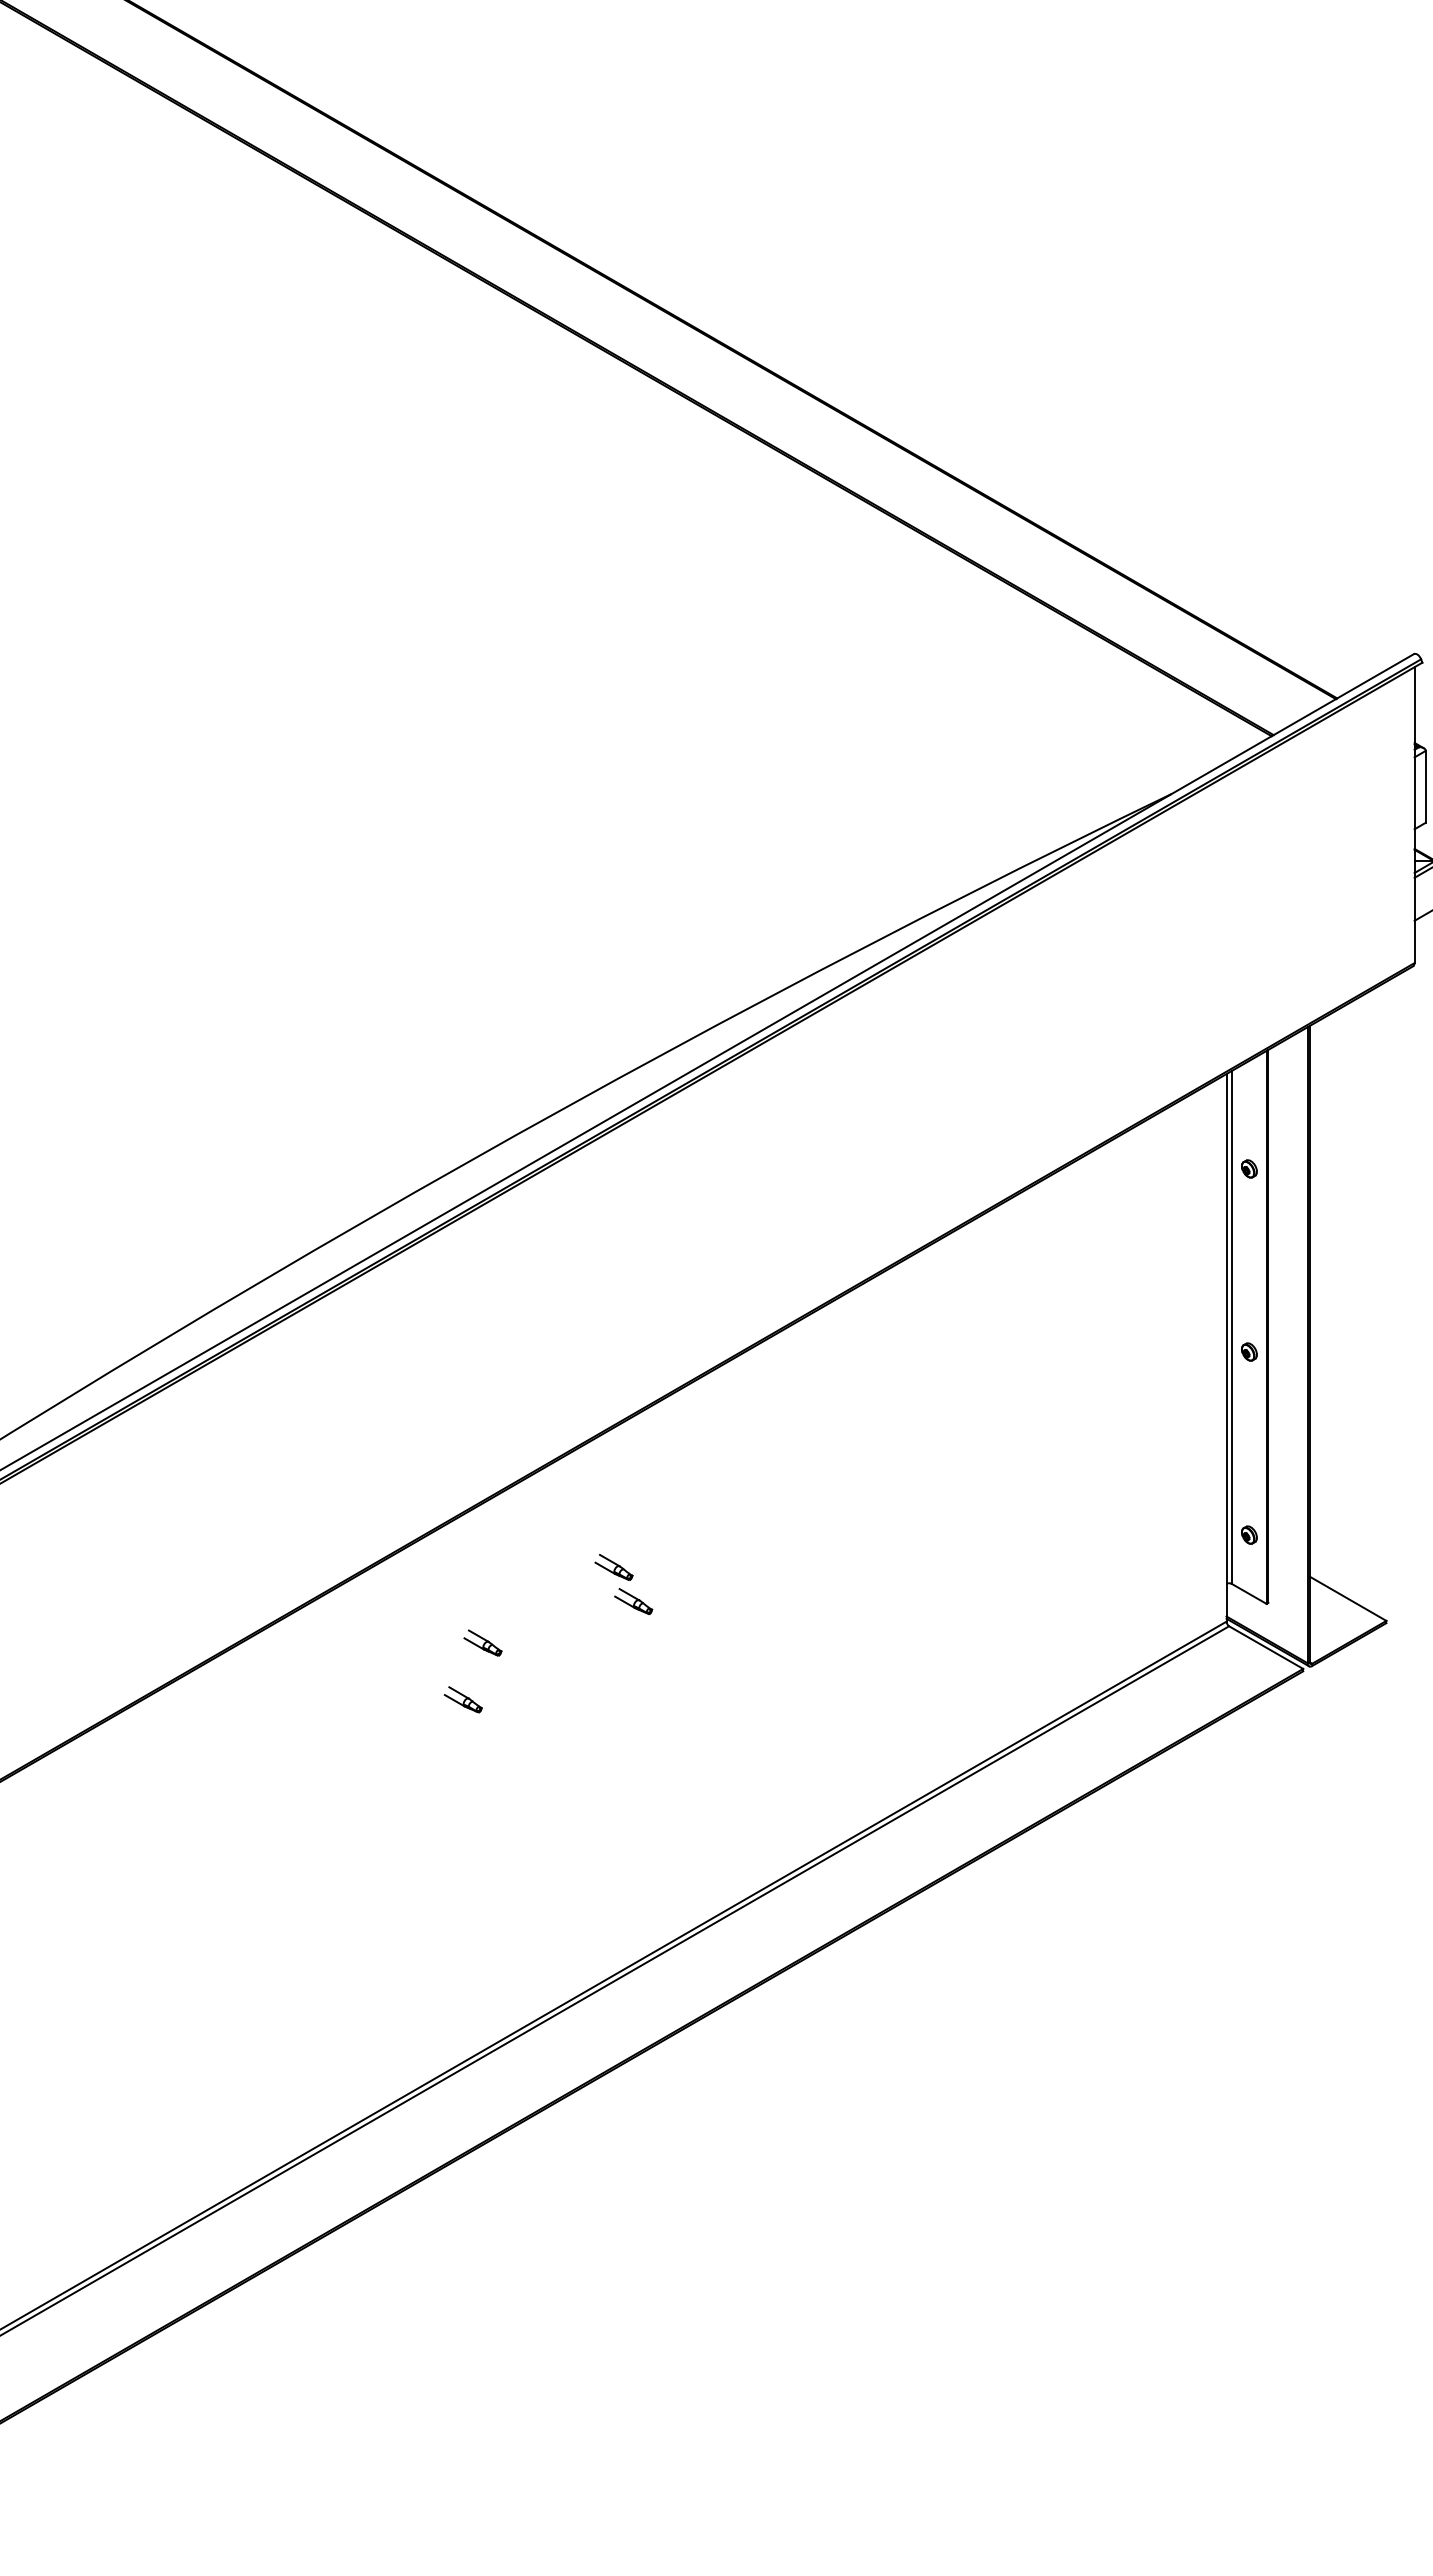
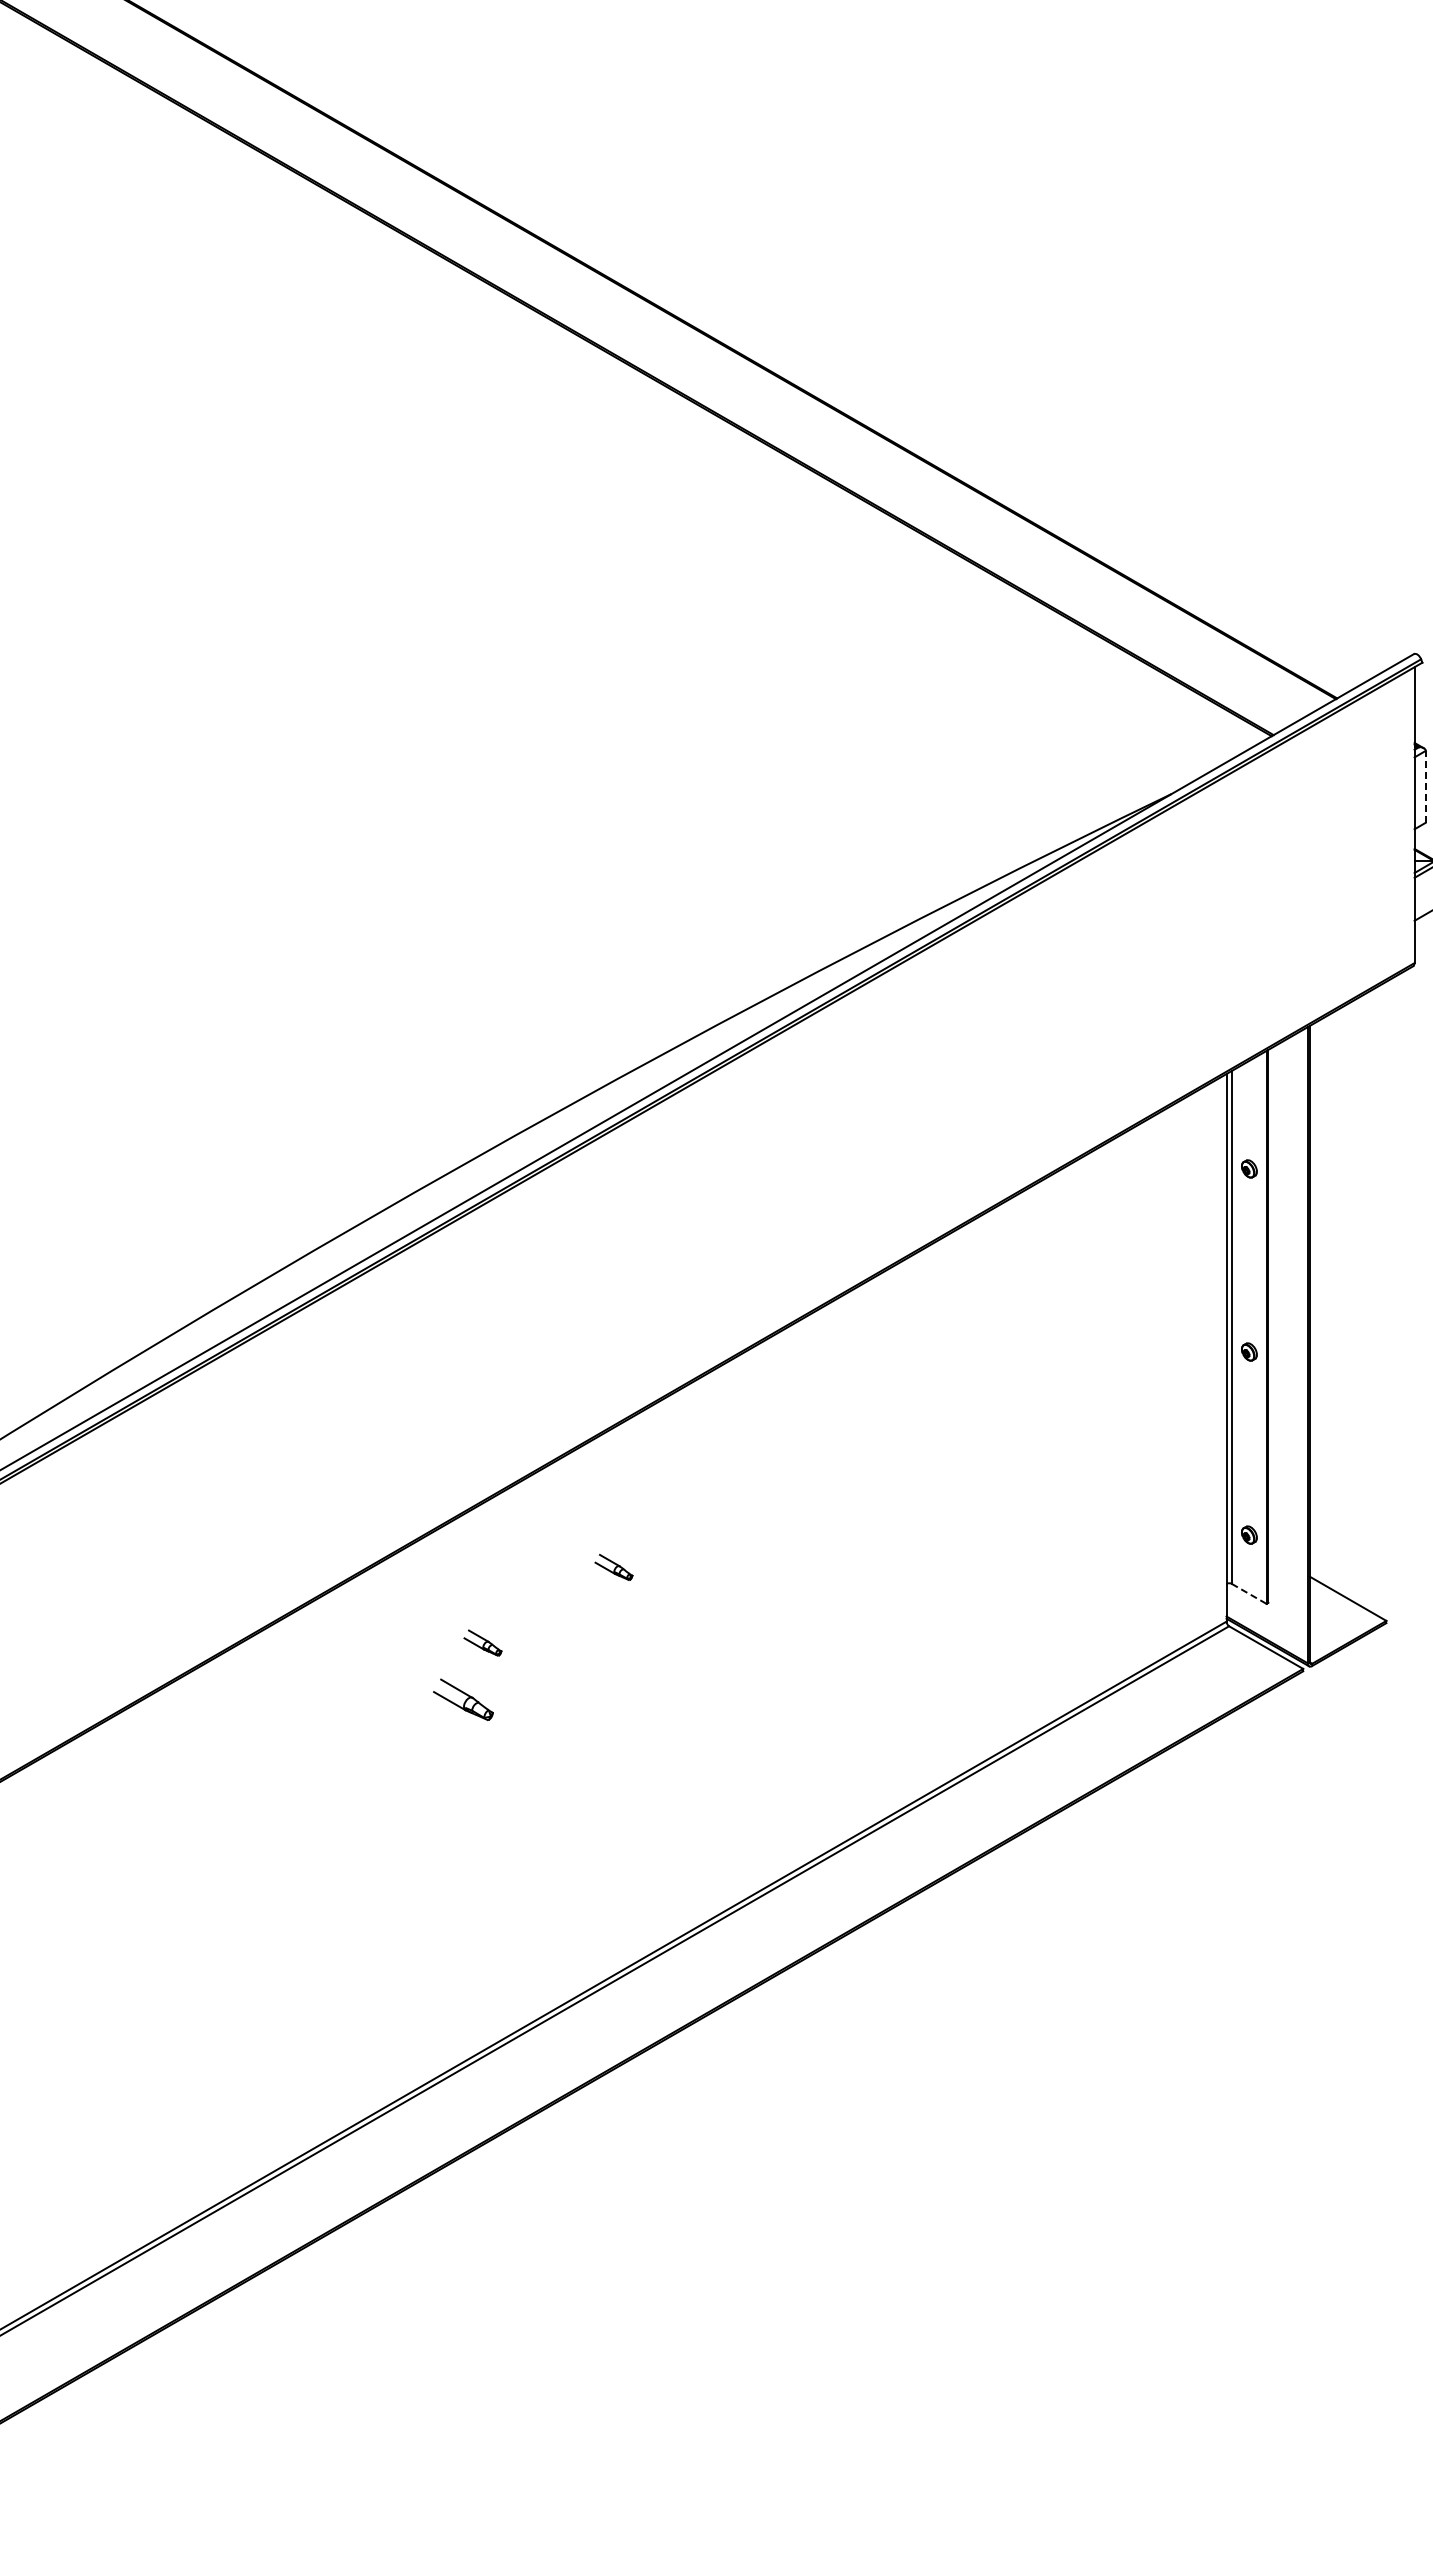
line: solid -> dashed (1425, 786)
line: solid -> dashed (1249, 1594)
part: present -> none (633, 1601)
part size: 40x28 px -> 61x43 px (463, 1699)
